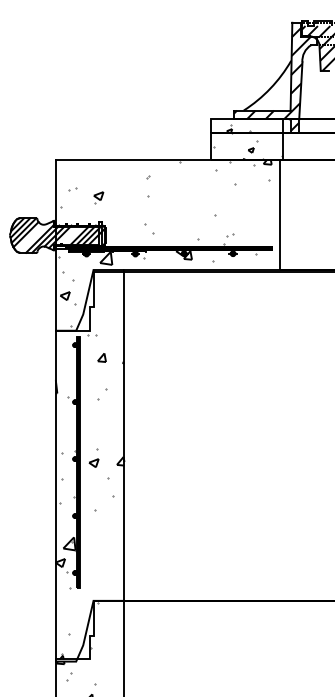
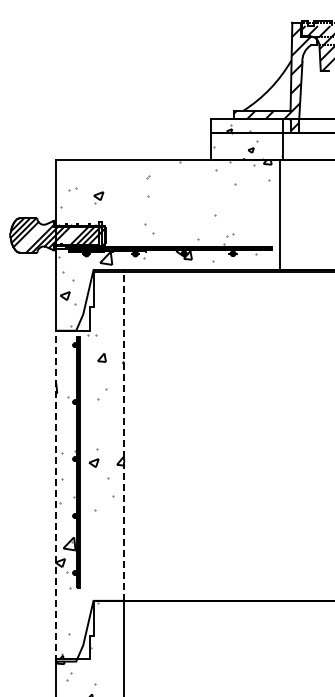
line: solid -> dashed (124, 436)
line: solid -> dashed (55, 495)
